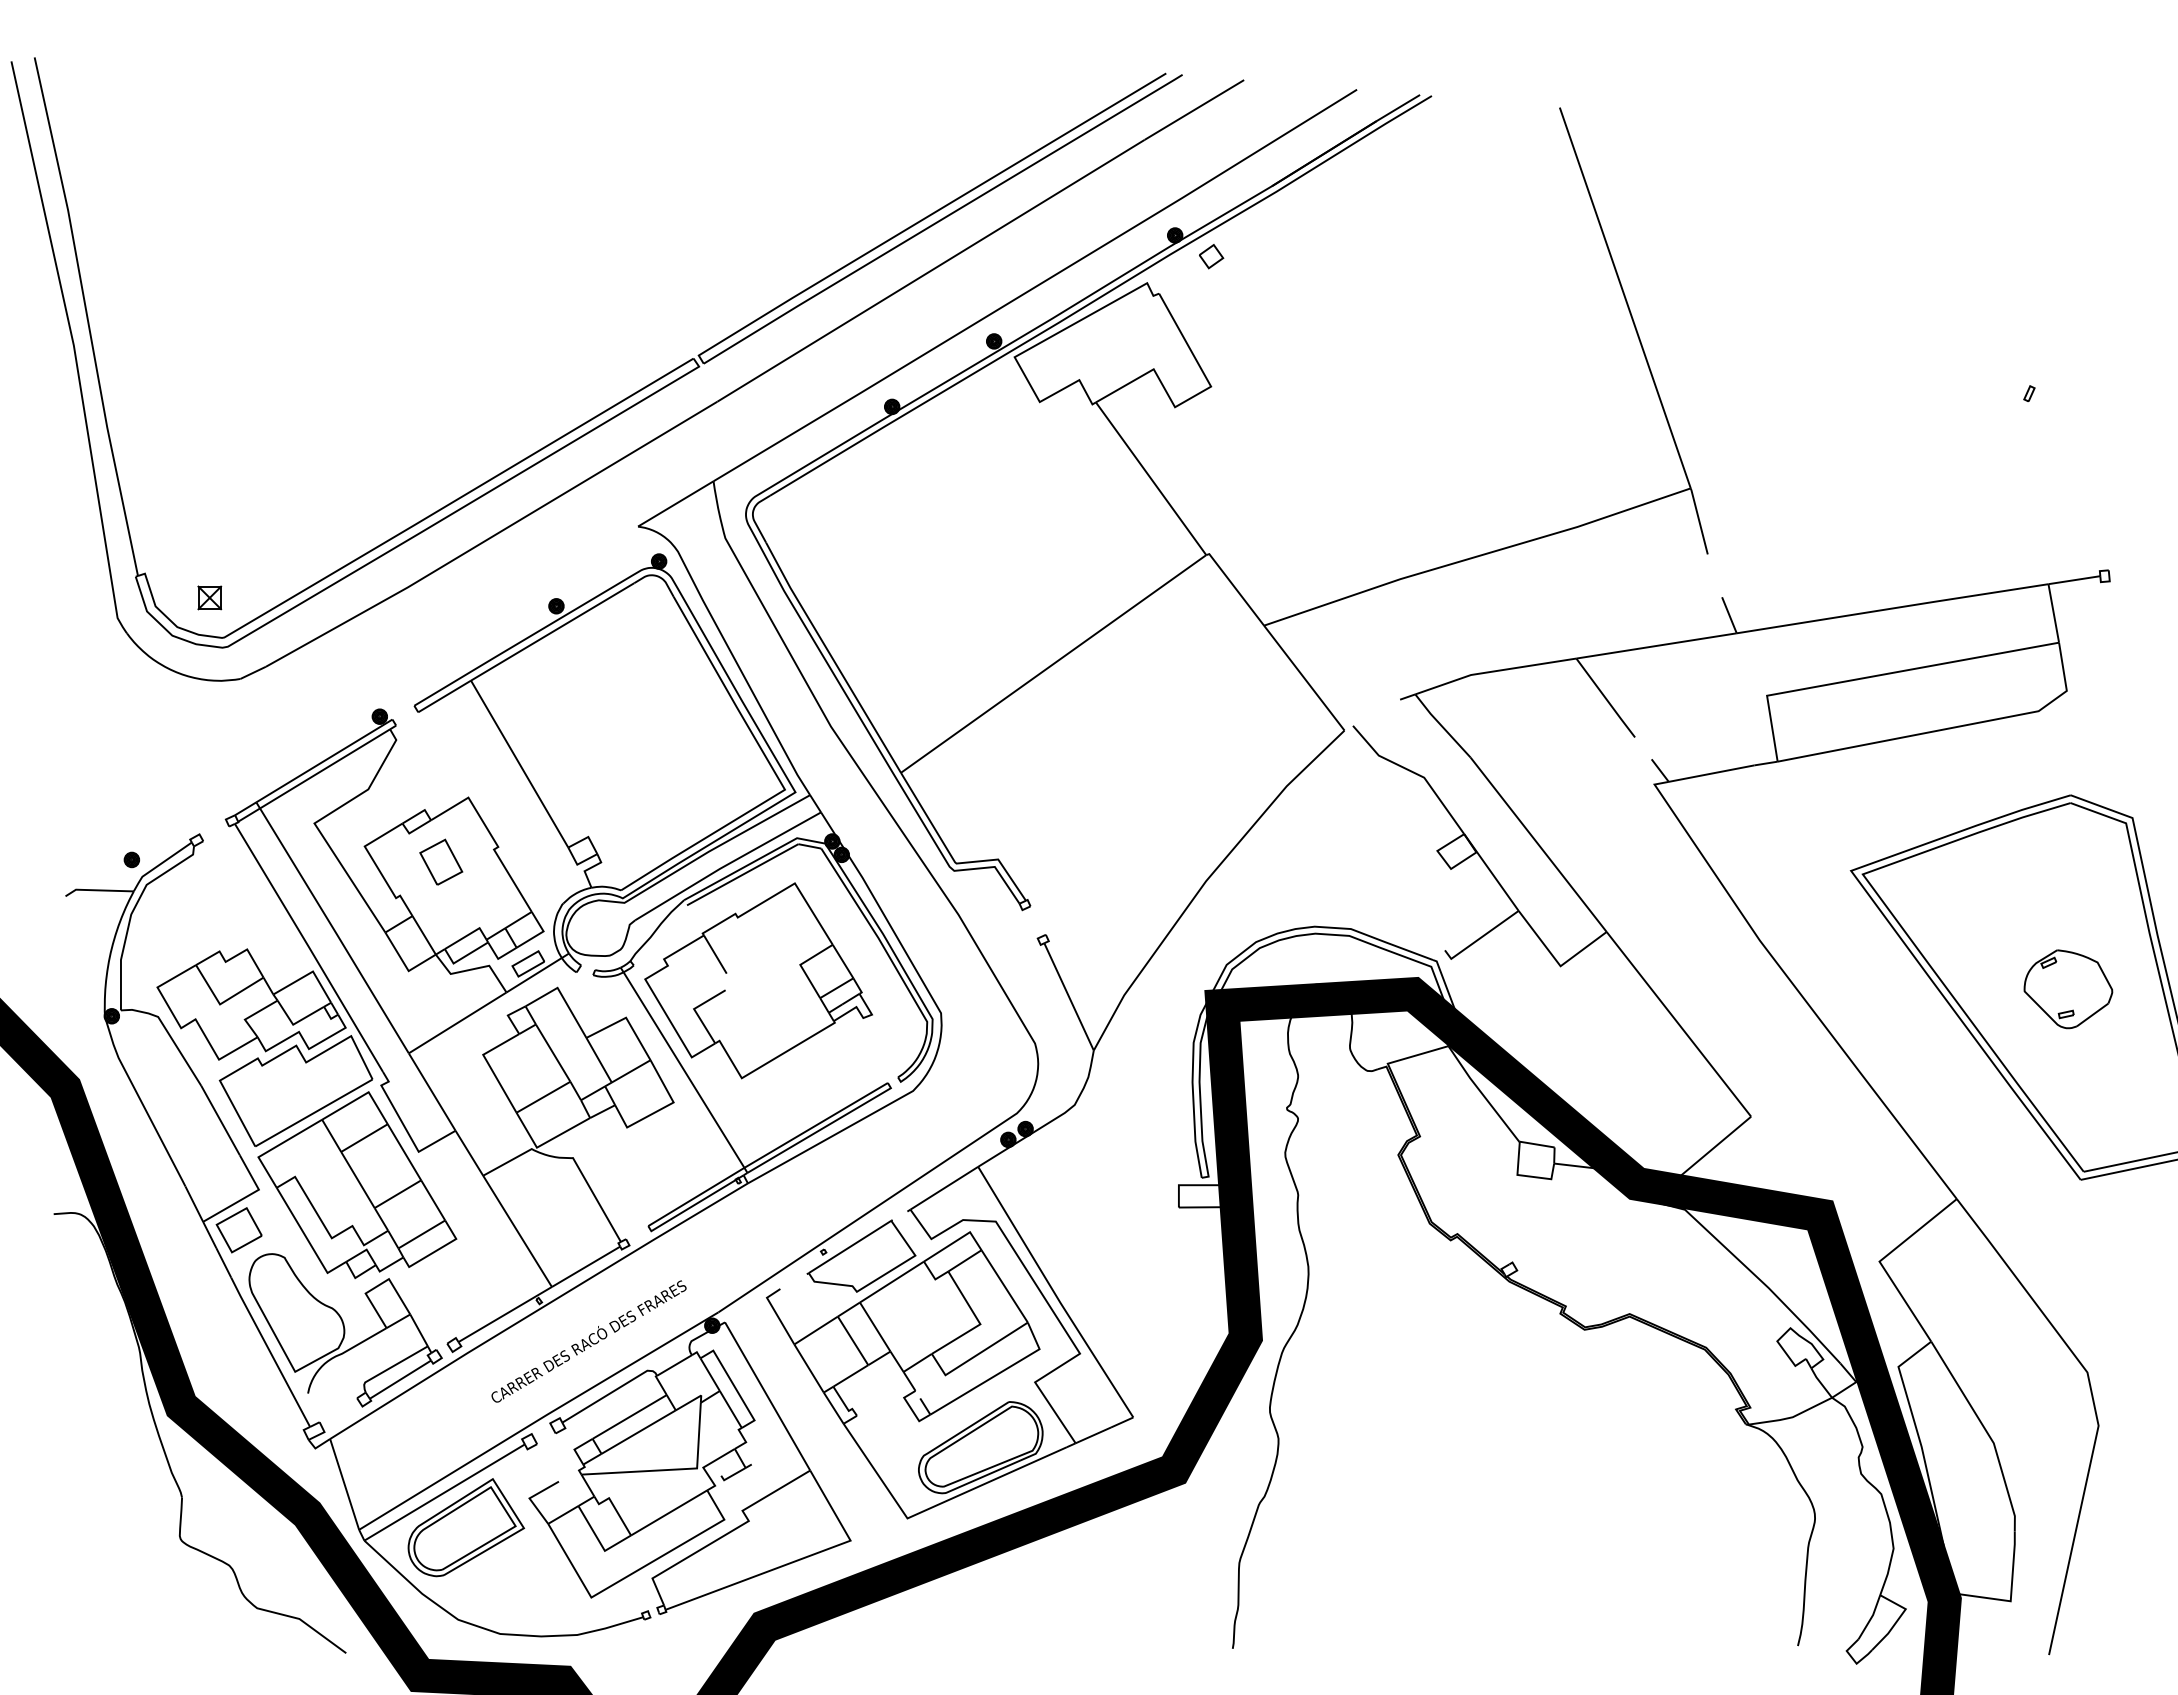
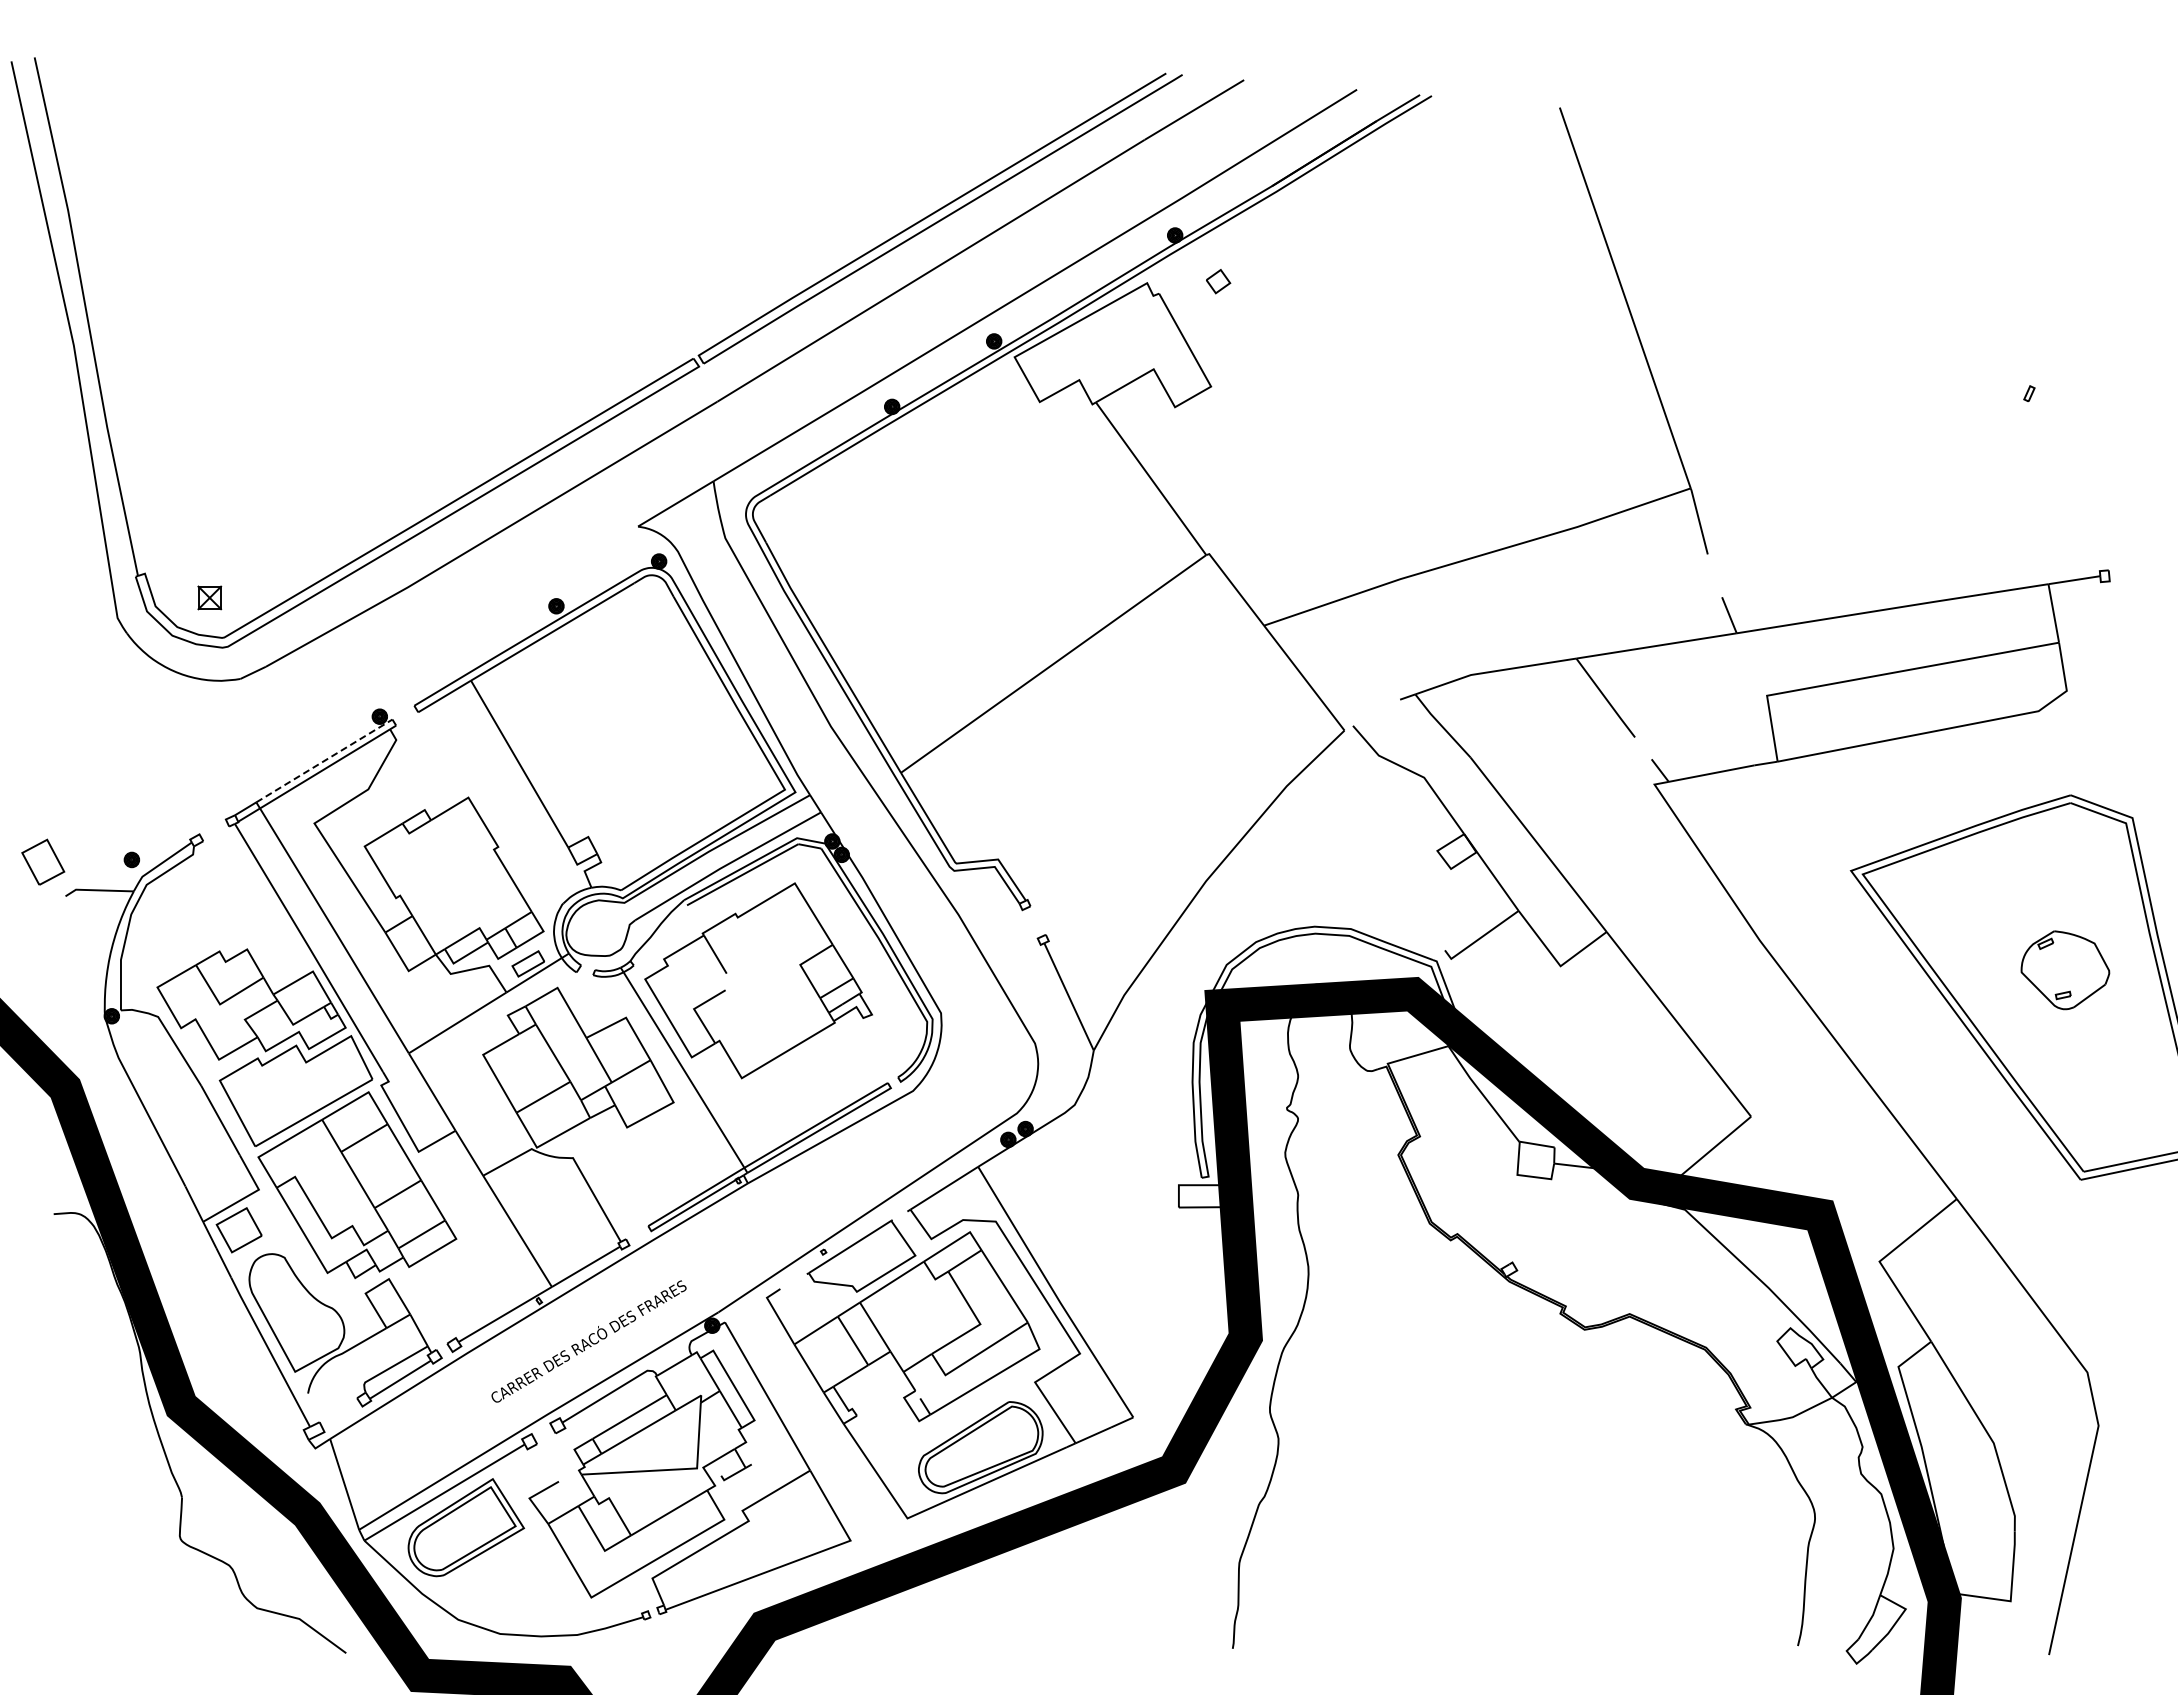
part position: (1211, 256) -> (1218, 281) (1218, 281)
line: solid -> dashed (324, 760)
part position: (441, 861) -> (43, 861) (43, 861)
part position: (2068, 989) -> (2065, 970) (2065, 970)
